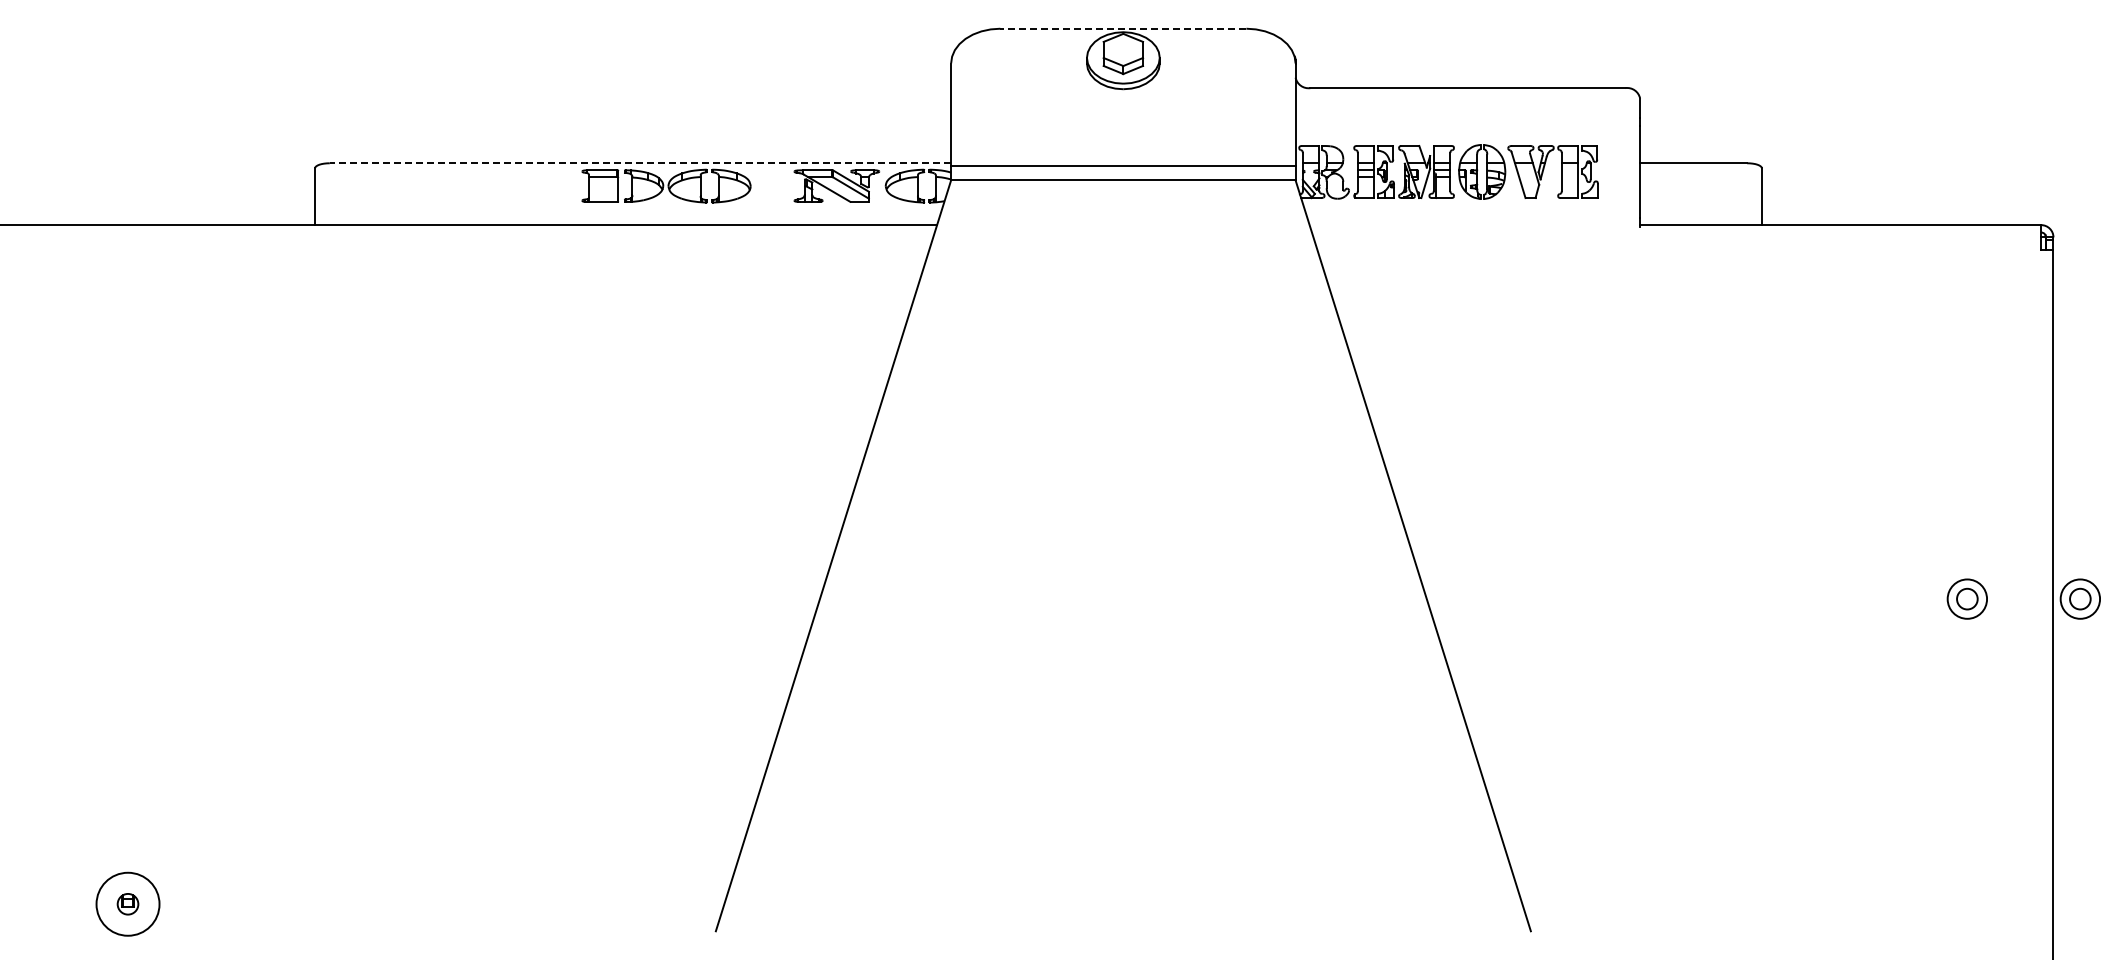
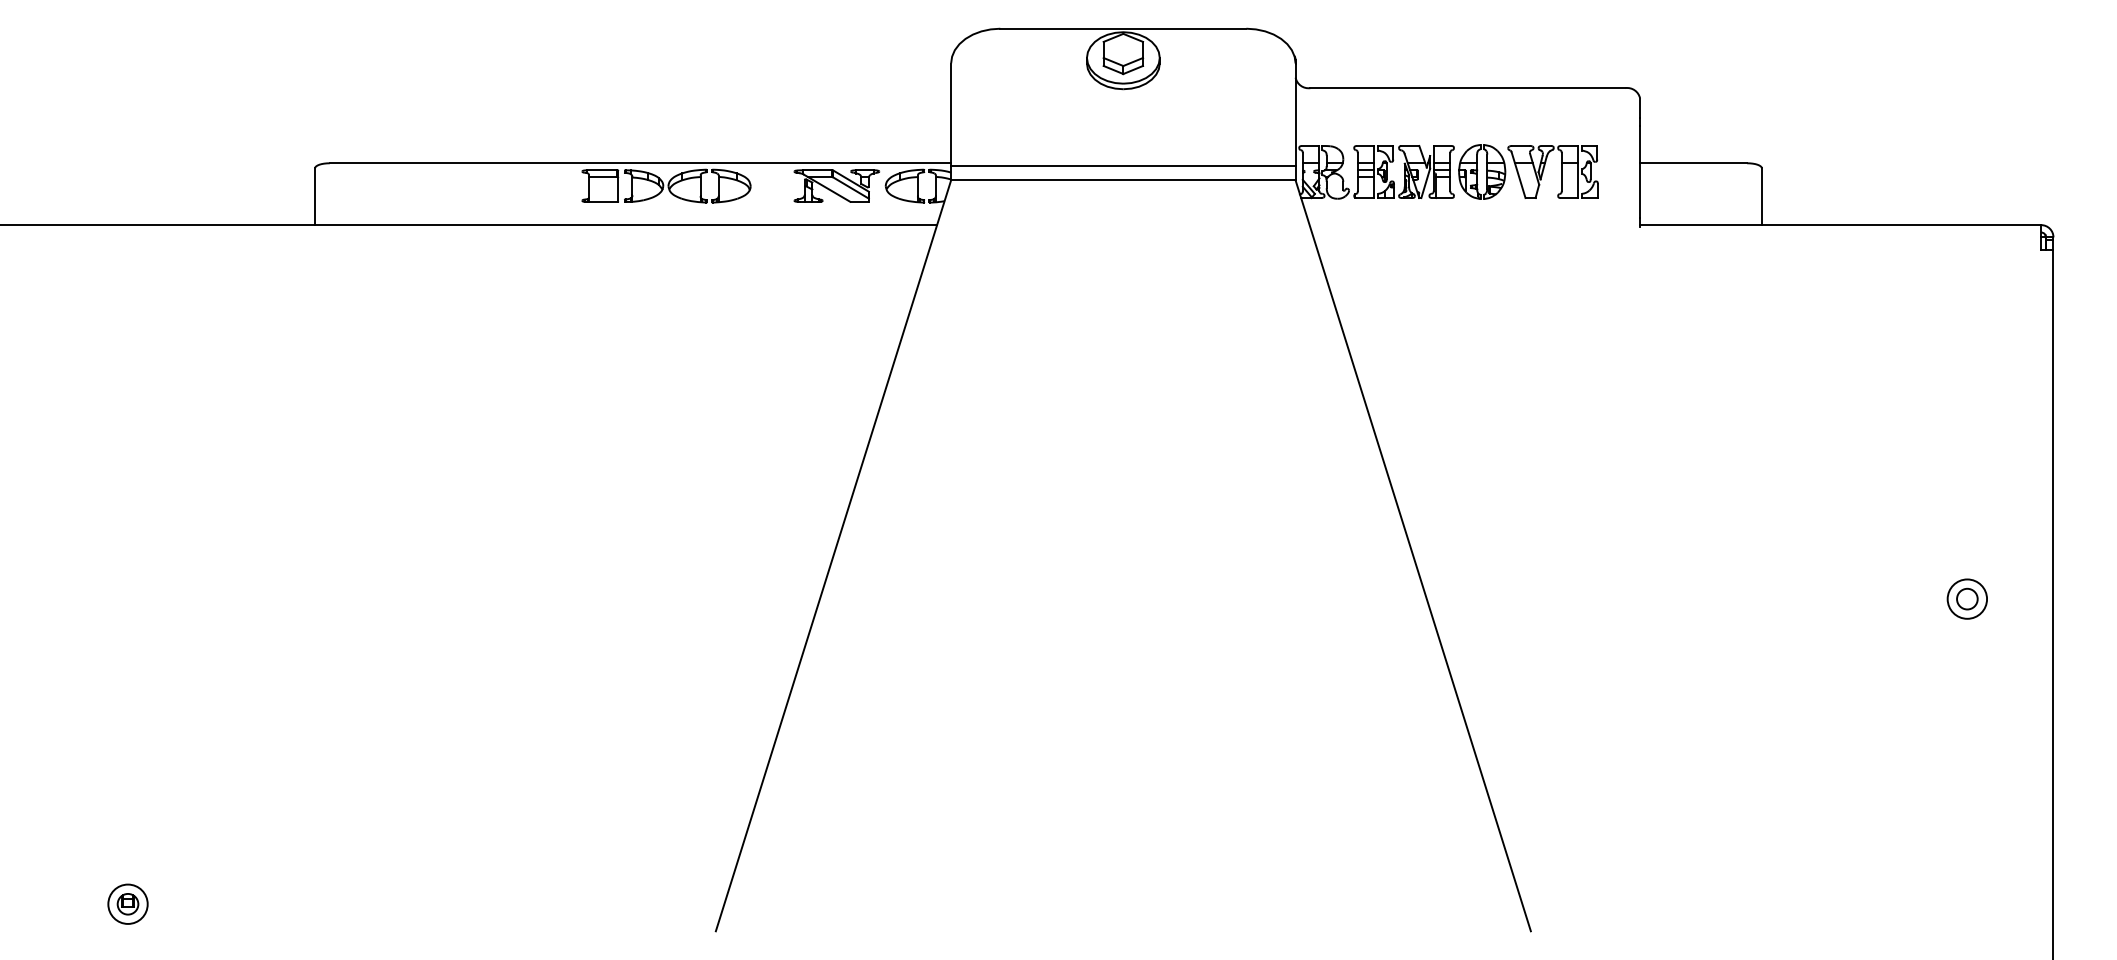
line: dashed -> solid (1122, 28)
line: dashed -> solid (640, 163)
part: present -> none (2079, 598)
circle diameter: 63 px -> 39 px (127, 903)
